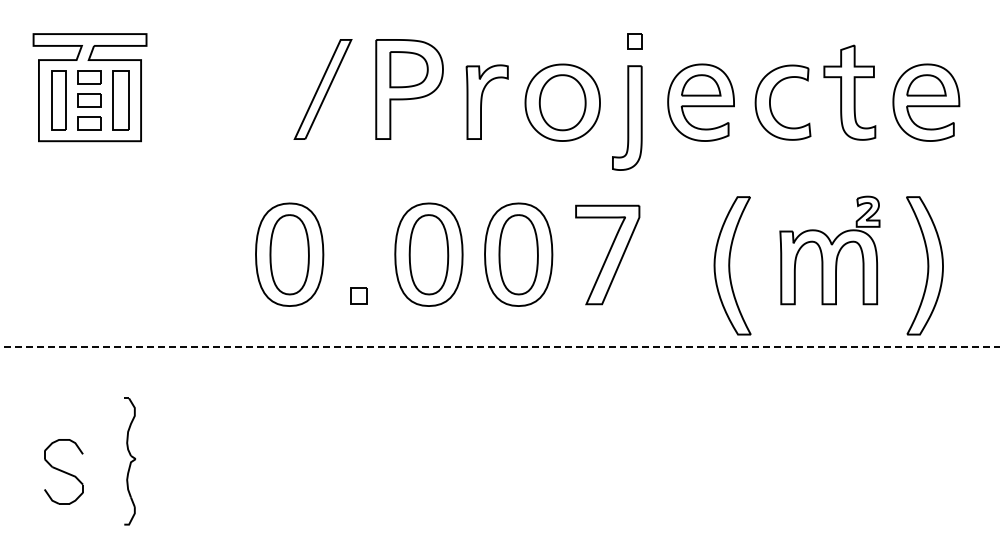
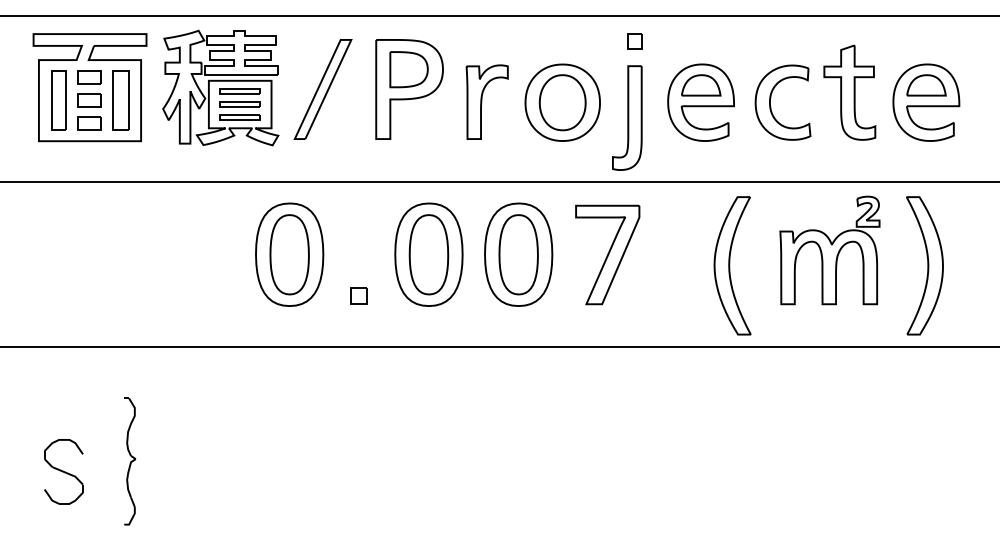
line: none -> present (499, 16)
part: none -> present (220, 87)
line: none -> present (499, 181)
line: dashed -> solid (500, 346)
